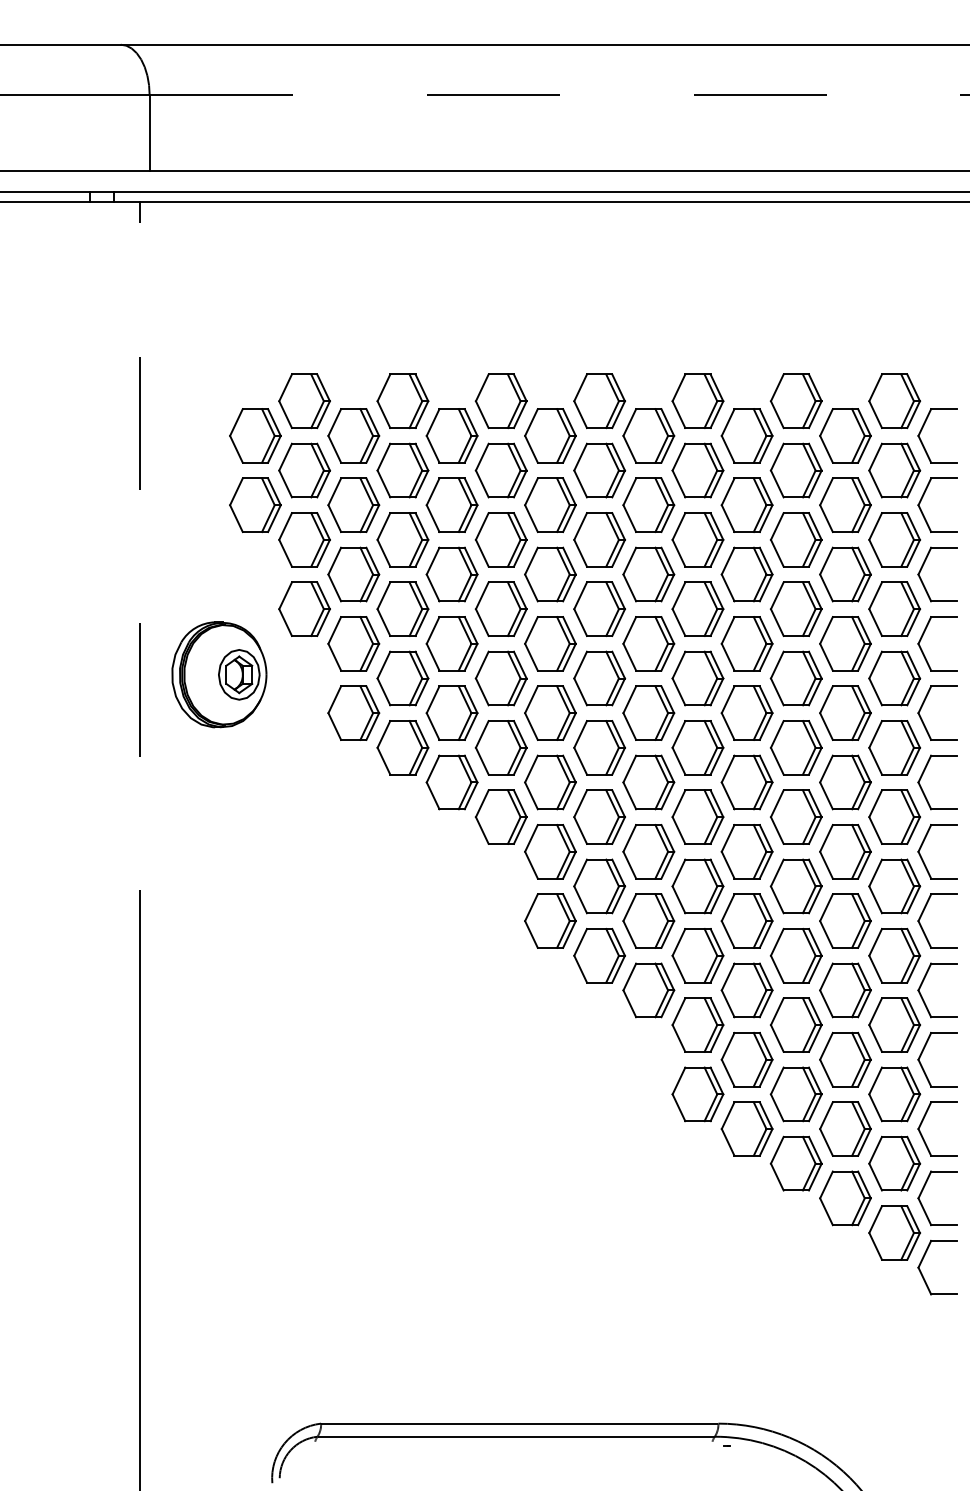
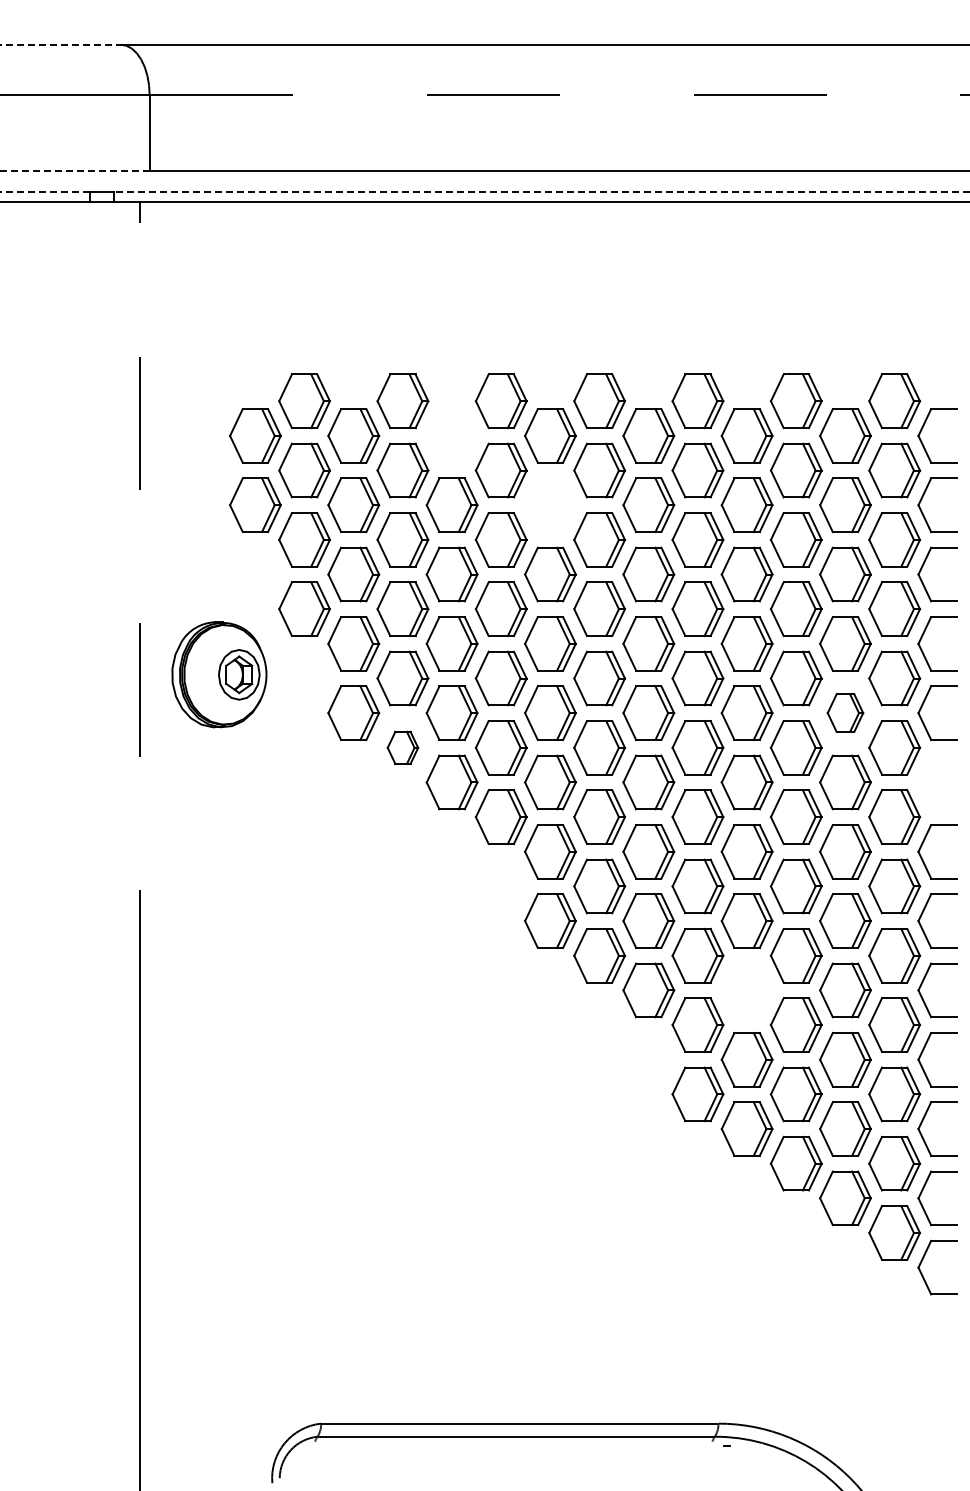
line: solid -> dashed (60, 44)
line: solid -> dashed (74, 170)
line: solid -> dashed (45, 191)
line: solid -> dashed (541, 191)
part: present -> none (451, 435)
part: present -> none (550, 504)
part size: 53x56 px -> 39x40 px (845, 712)
part size: 54x56 px -> 34x35 px (402, 747)
part: present -> none (923, 774)
part: present -> none (746, 990)
